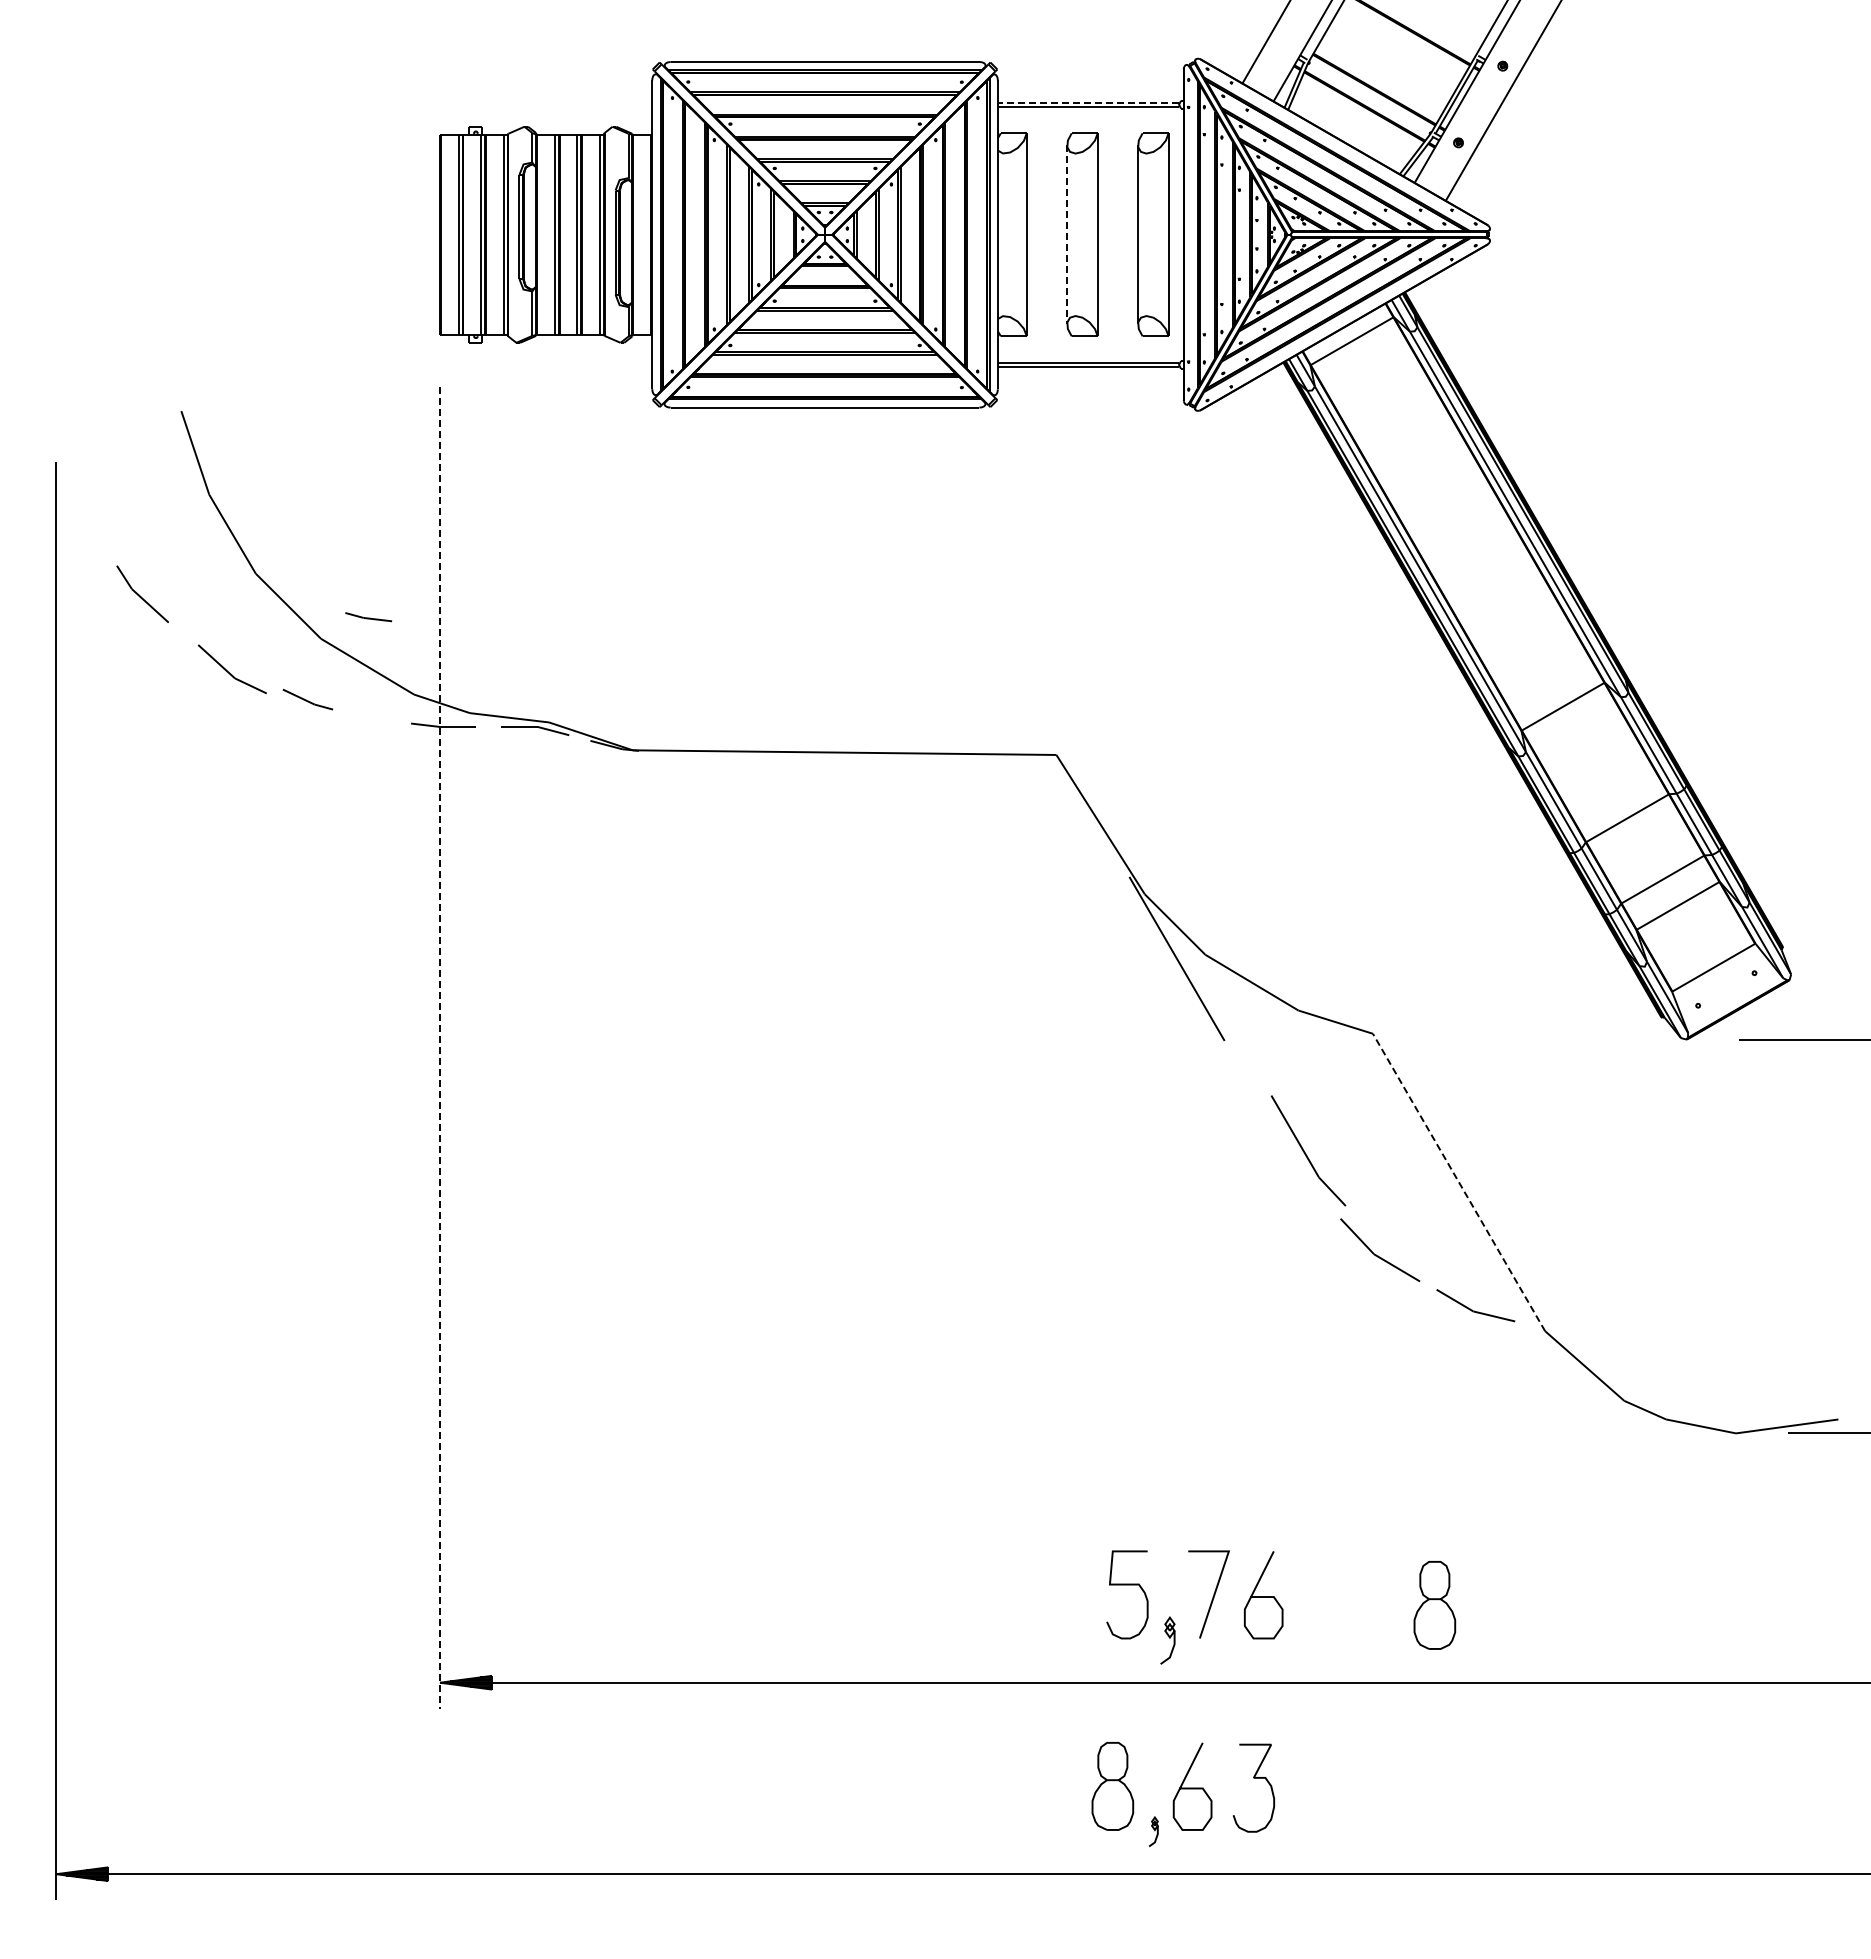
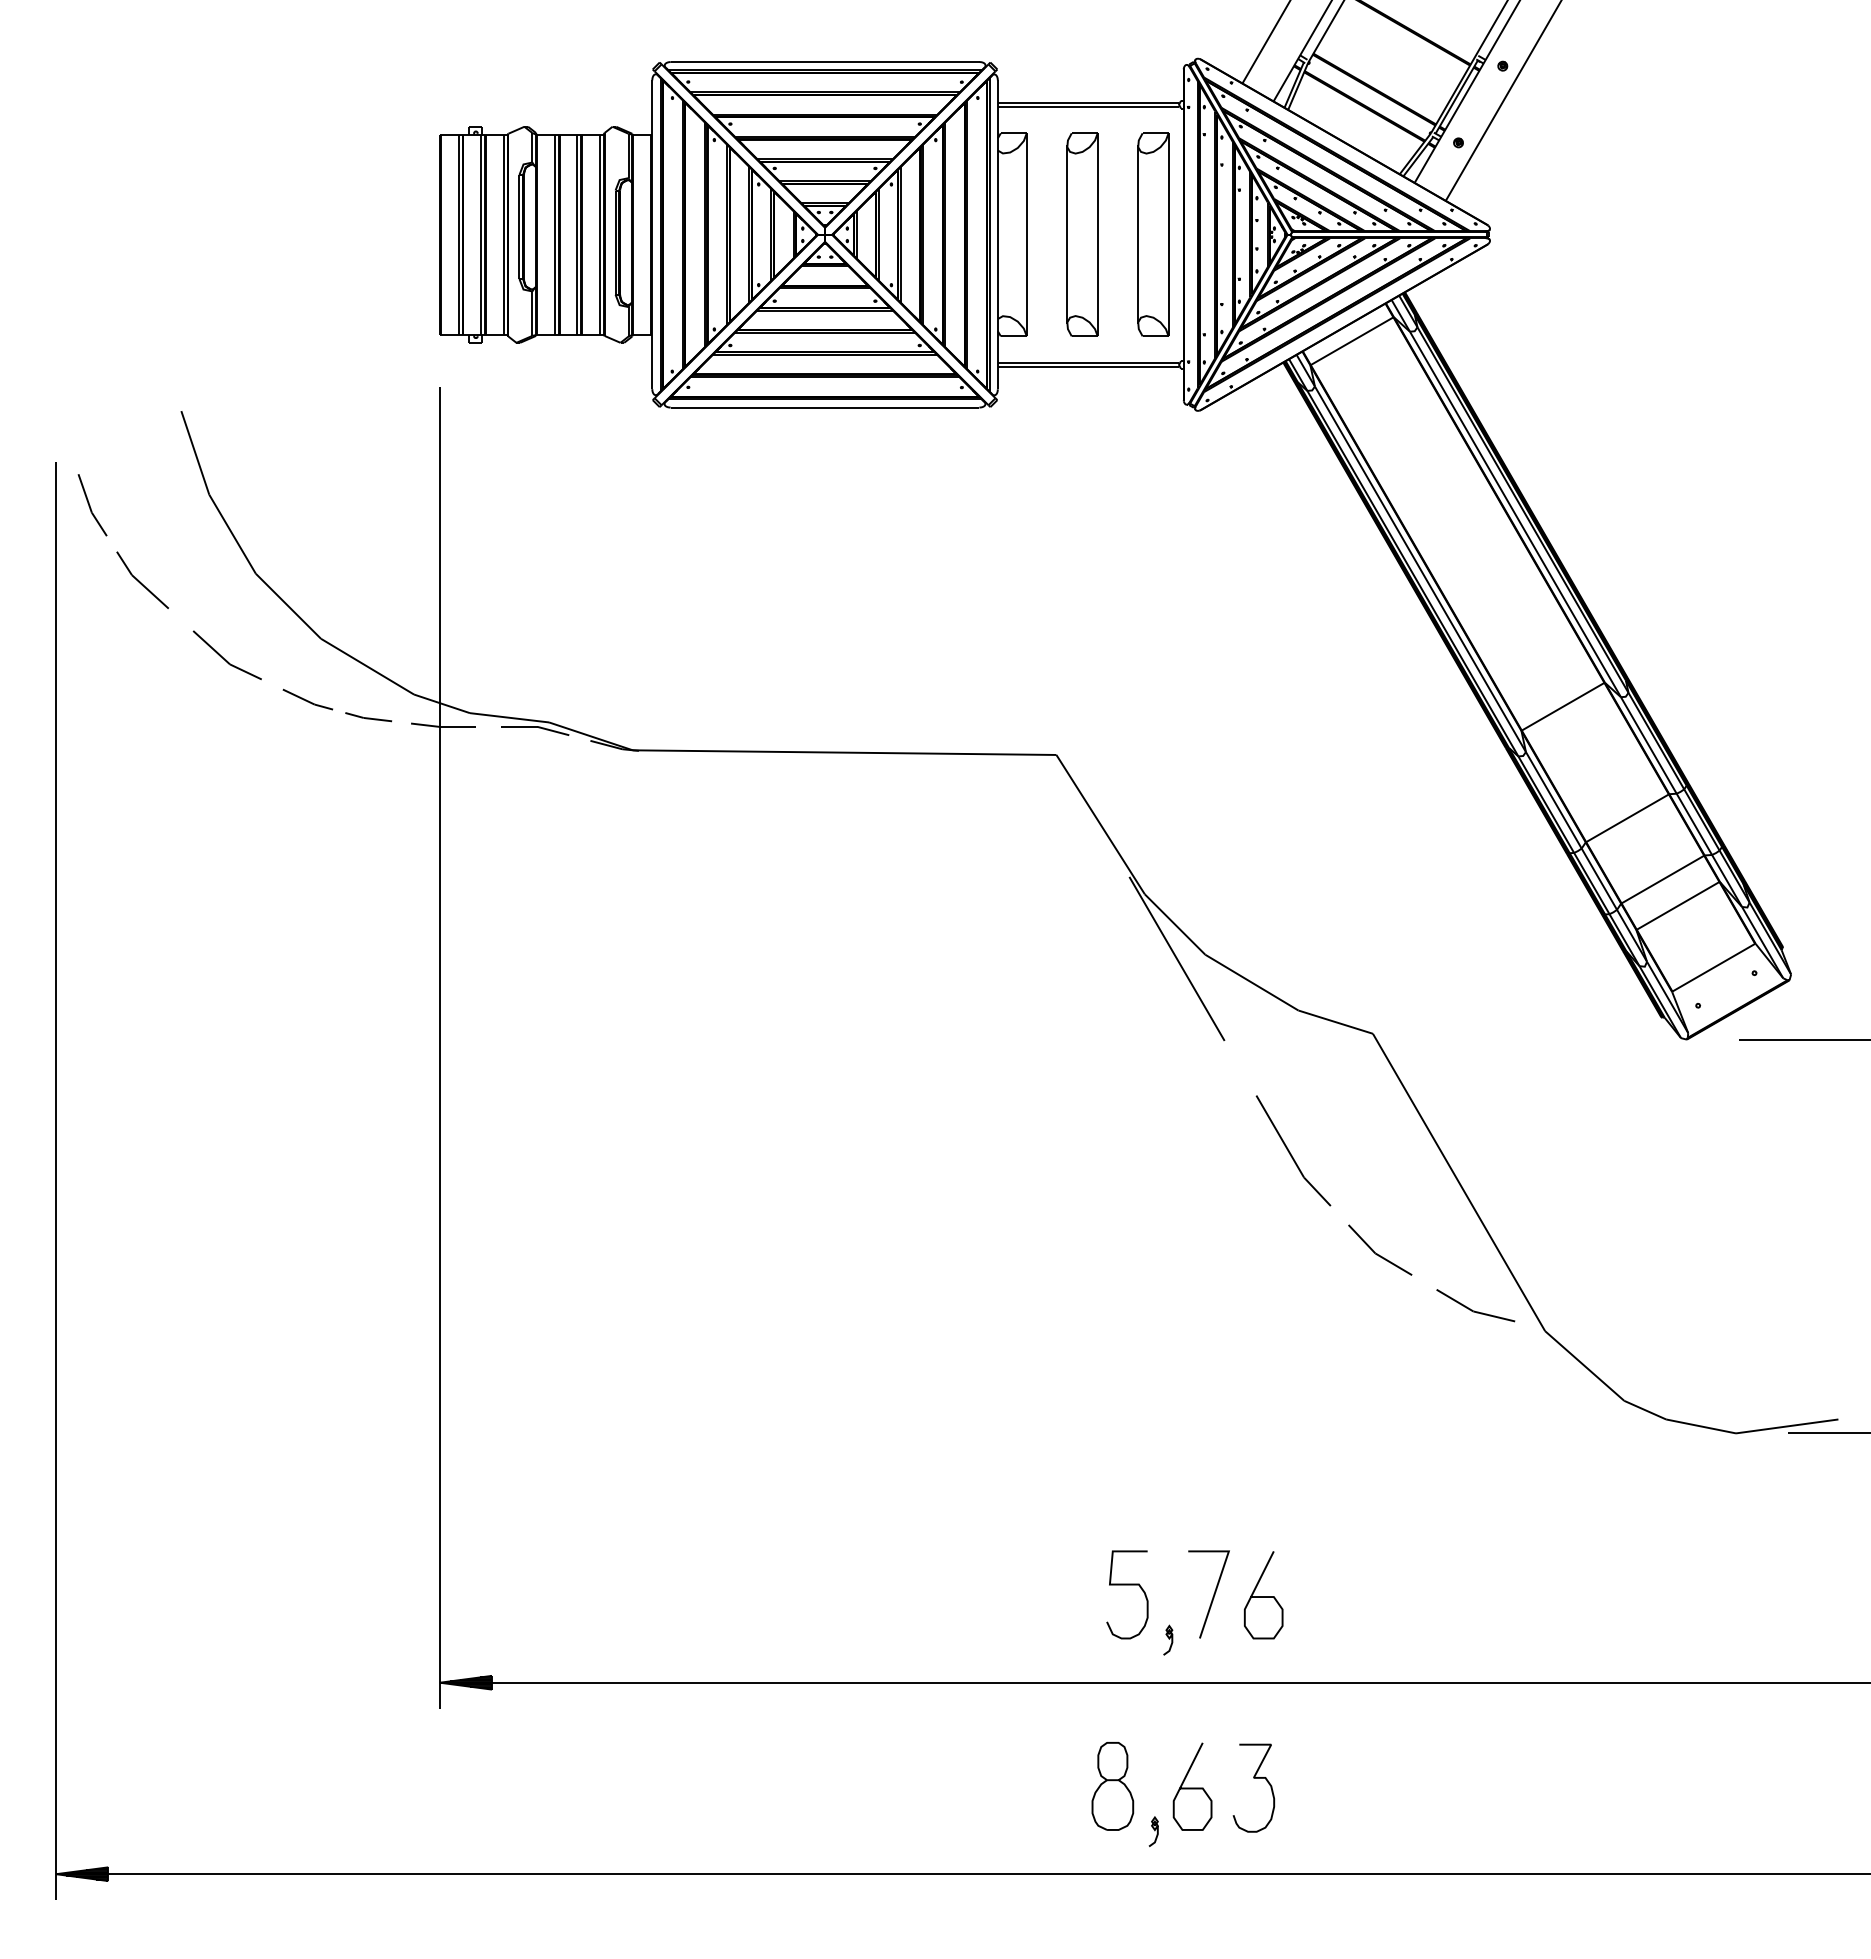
line: dashed -> solid (1088, 102)
line: dashed -> solid (1067, 234)
part: none -> present (92, 505)
part position: (142, 593) -> (142, 579) (142, 579)
part position: (368, 617) -> (368, 717) (368, 717)
part position: (231, 669) -> (226, 655) (226, 655)
line: dashed -> solid (439, 1047)
part position: (1308, 1150) -> (1293, 1150) (1293, 1150)
line: dashed -> solid (1459, 1182)
part size: 81x64 px -> 65x52 px (1380, 1249)
part: present -> none (1434, 1605)
part size: 16x49 px -> 11x32 px (1168, 1639)
